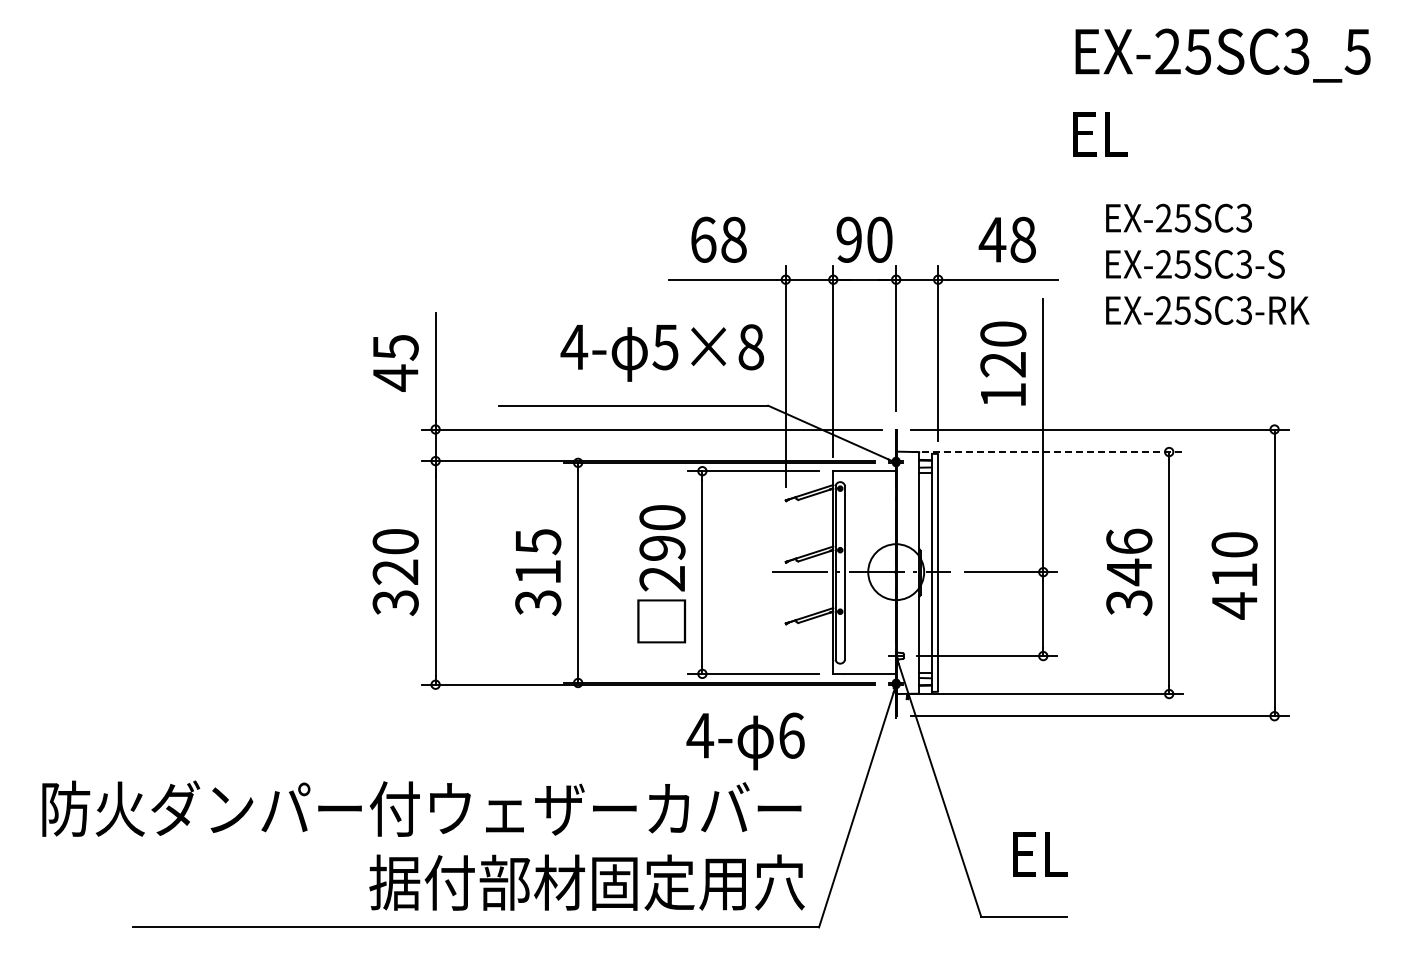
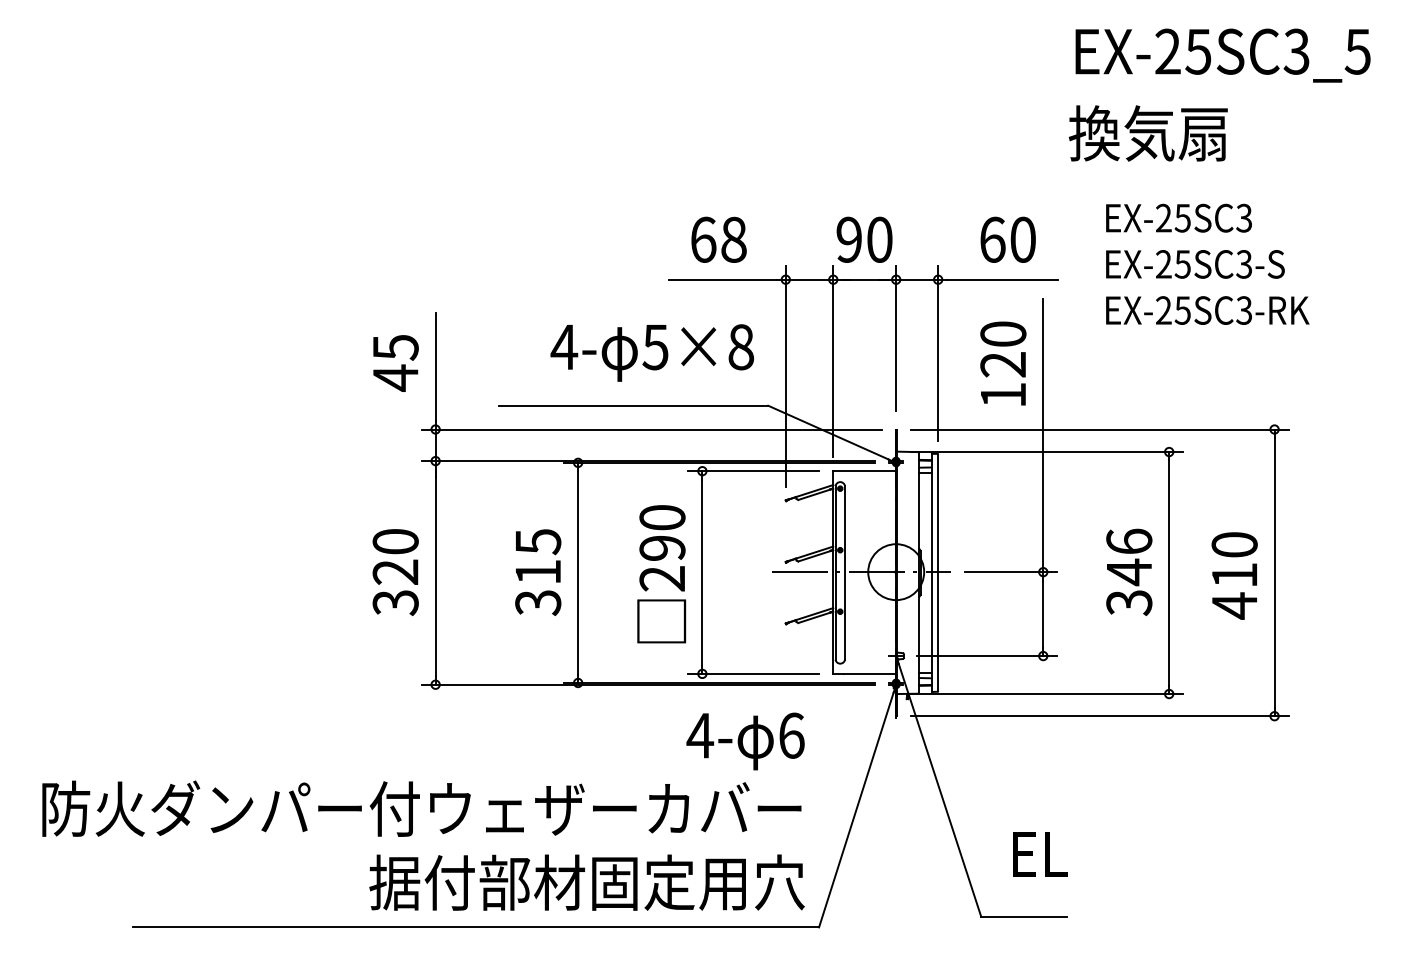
text: EL -> 換気扇 (1147, 133)
text: 48 -> 60 (1006, 239)
text position: (661, 352) -> (651, 352) (651, 352)
line: dashed -> solid (1047, 452)
